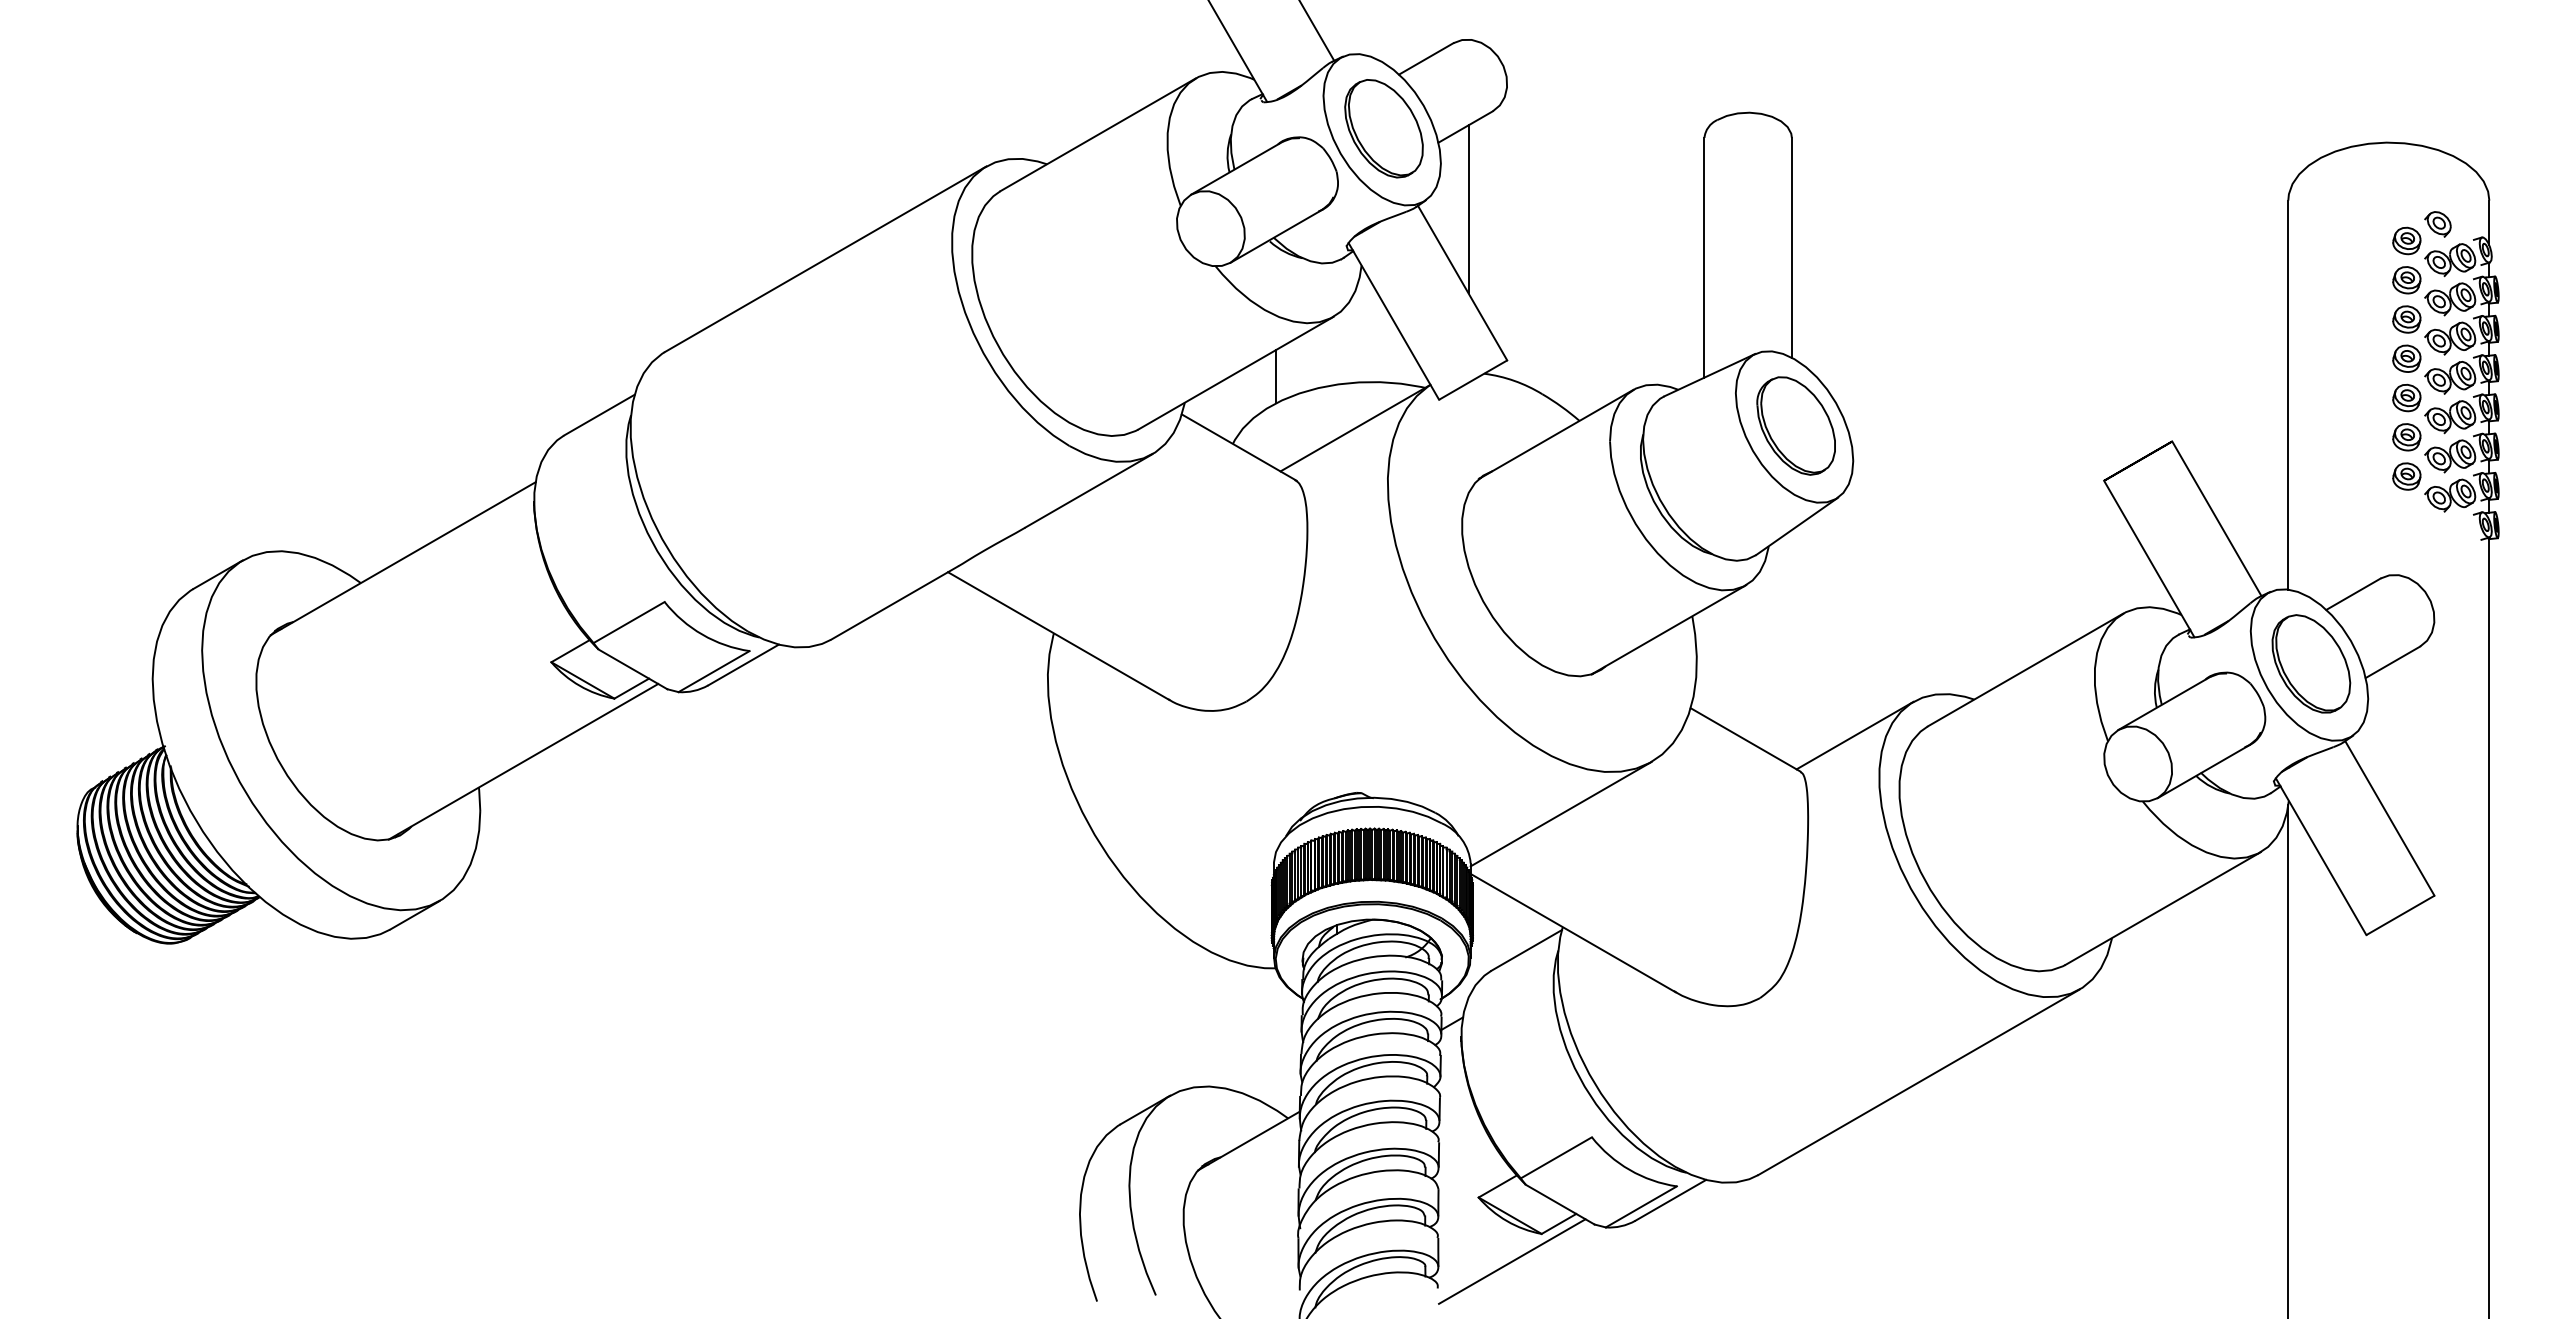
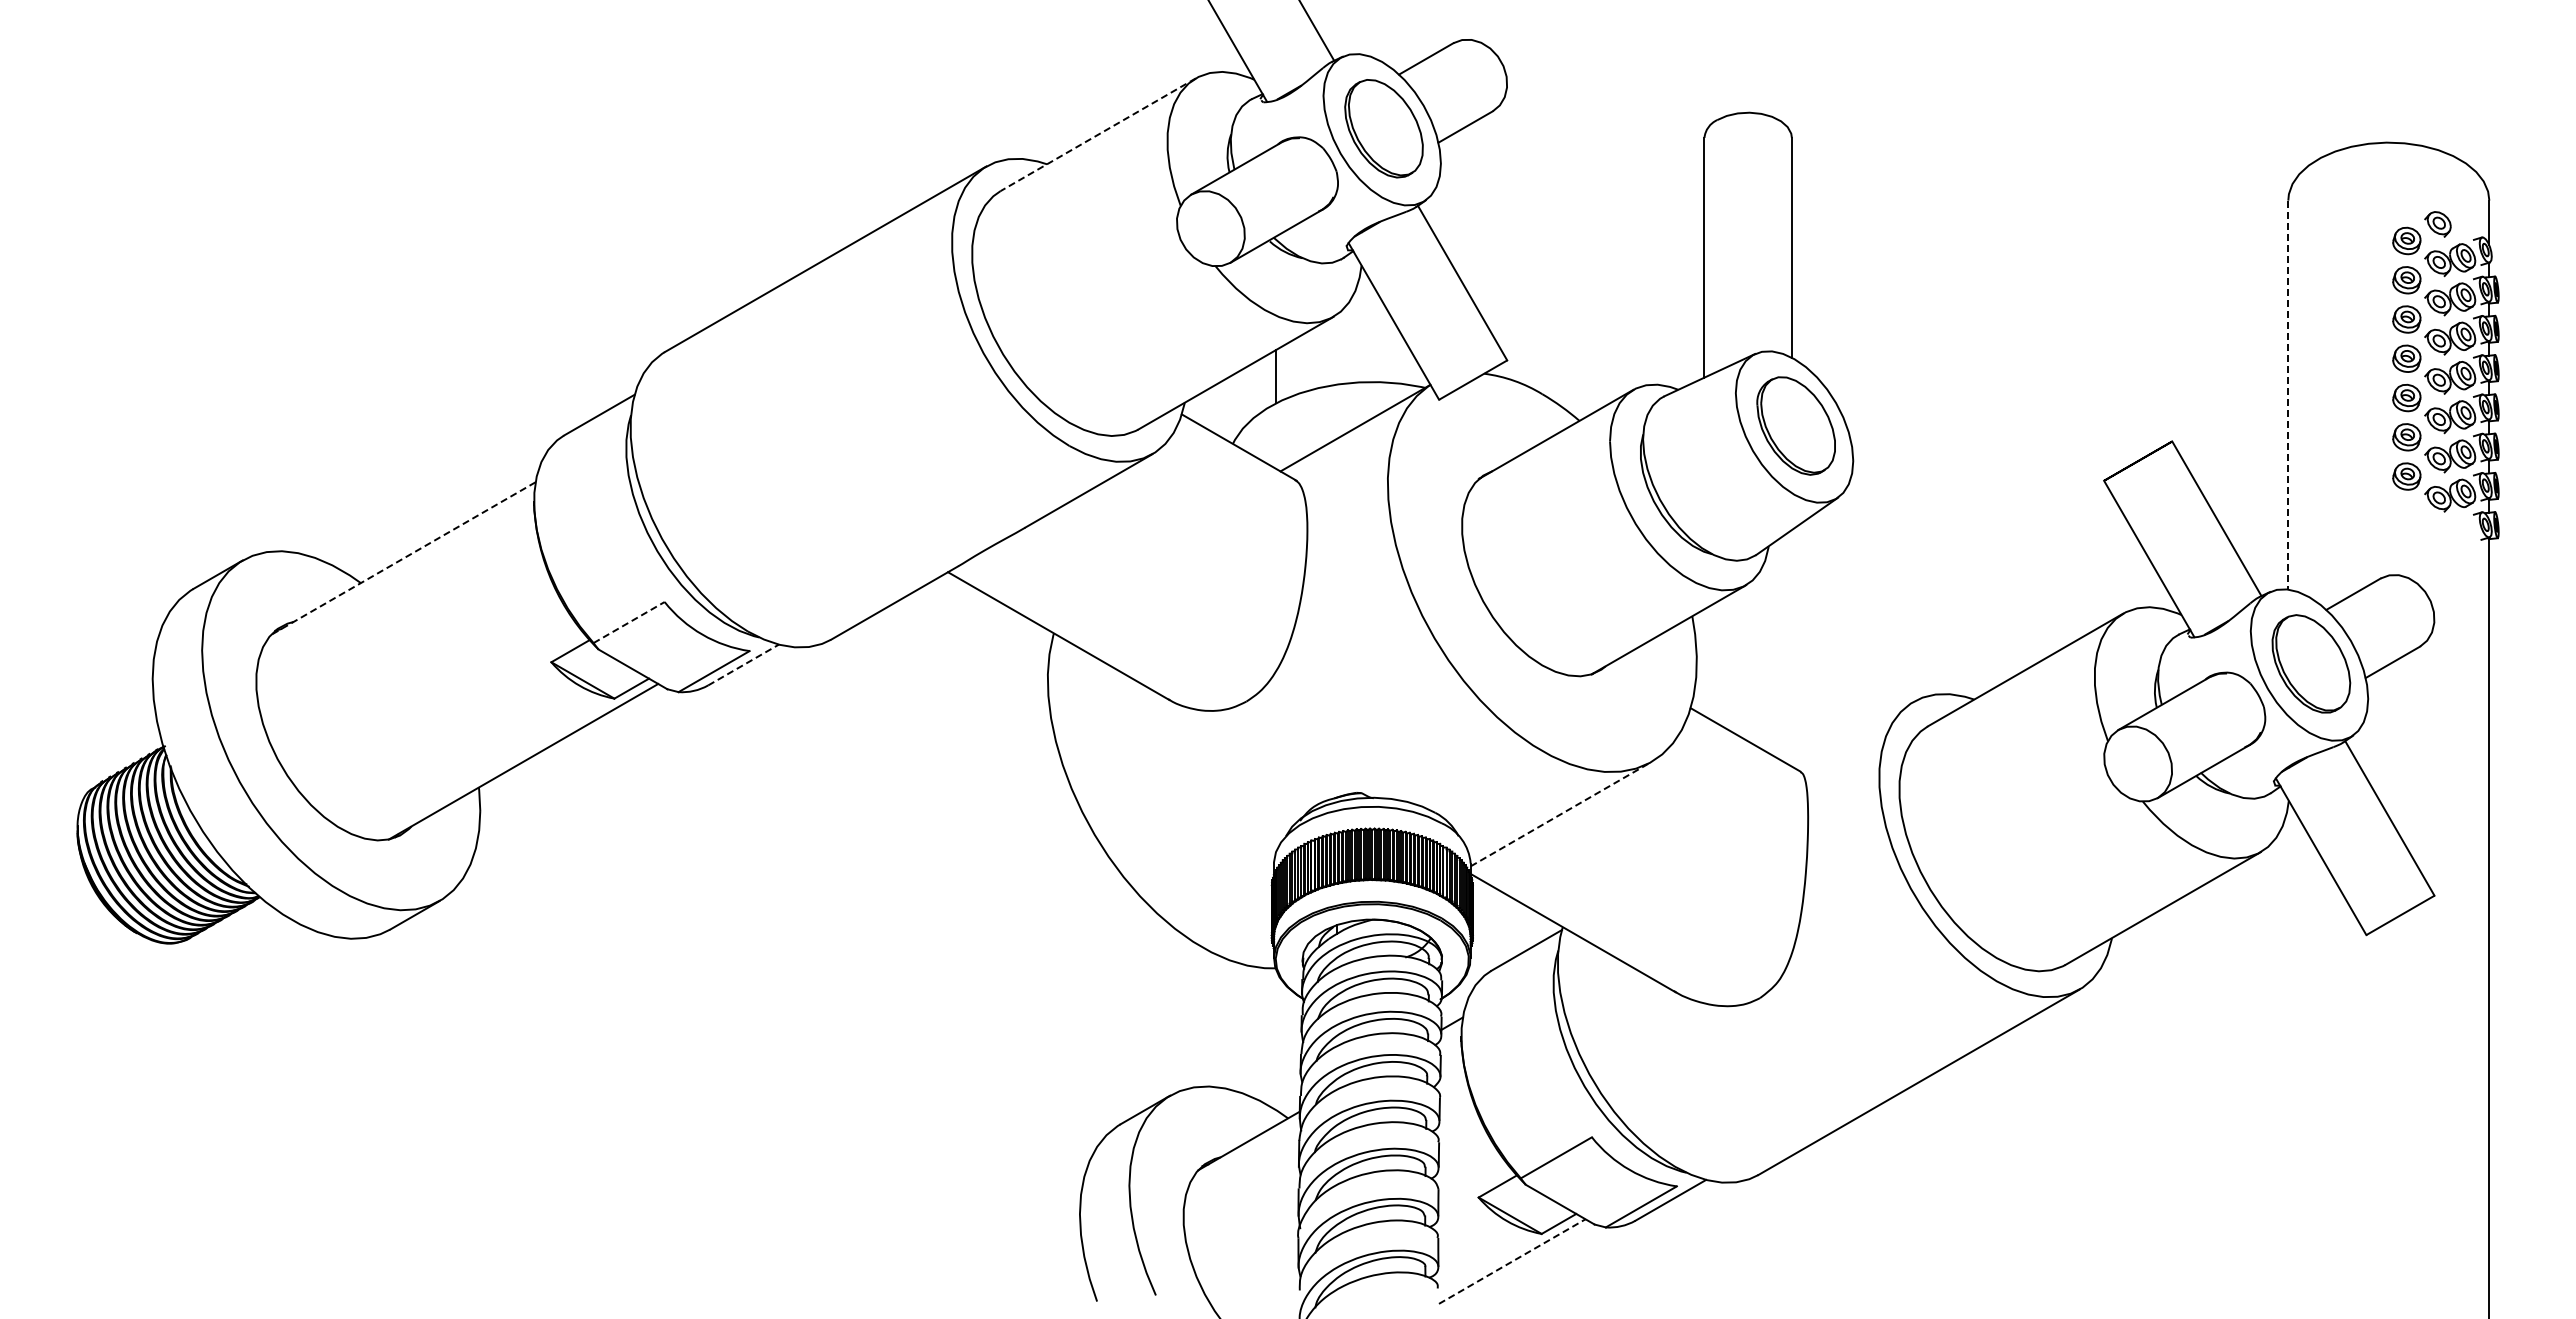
line: solid -> dashed (1098, 134)
line: present -> none (1468, 209)
line: solid -> dashed (2288, 395)
line: solid -> dashed (403, 558)
line: solid -> dashed (629, 622)
line: solid -> dashed (743, 665)
line: present -> none (1854, 735)
line: solid -> dashed (1561, 813)
line: present -> none (2288, 1060)
line: solid -> dashed (1512, 1261)
